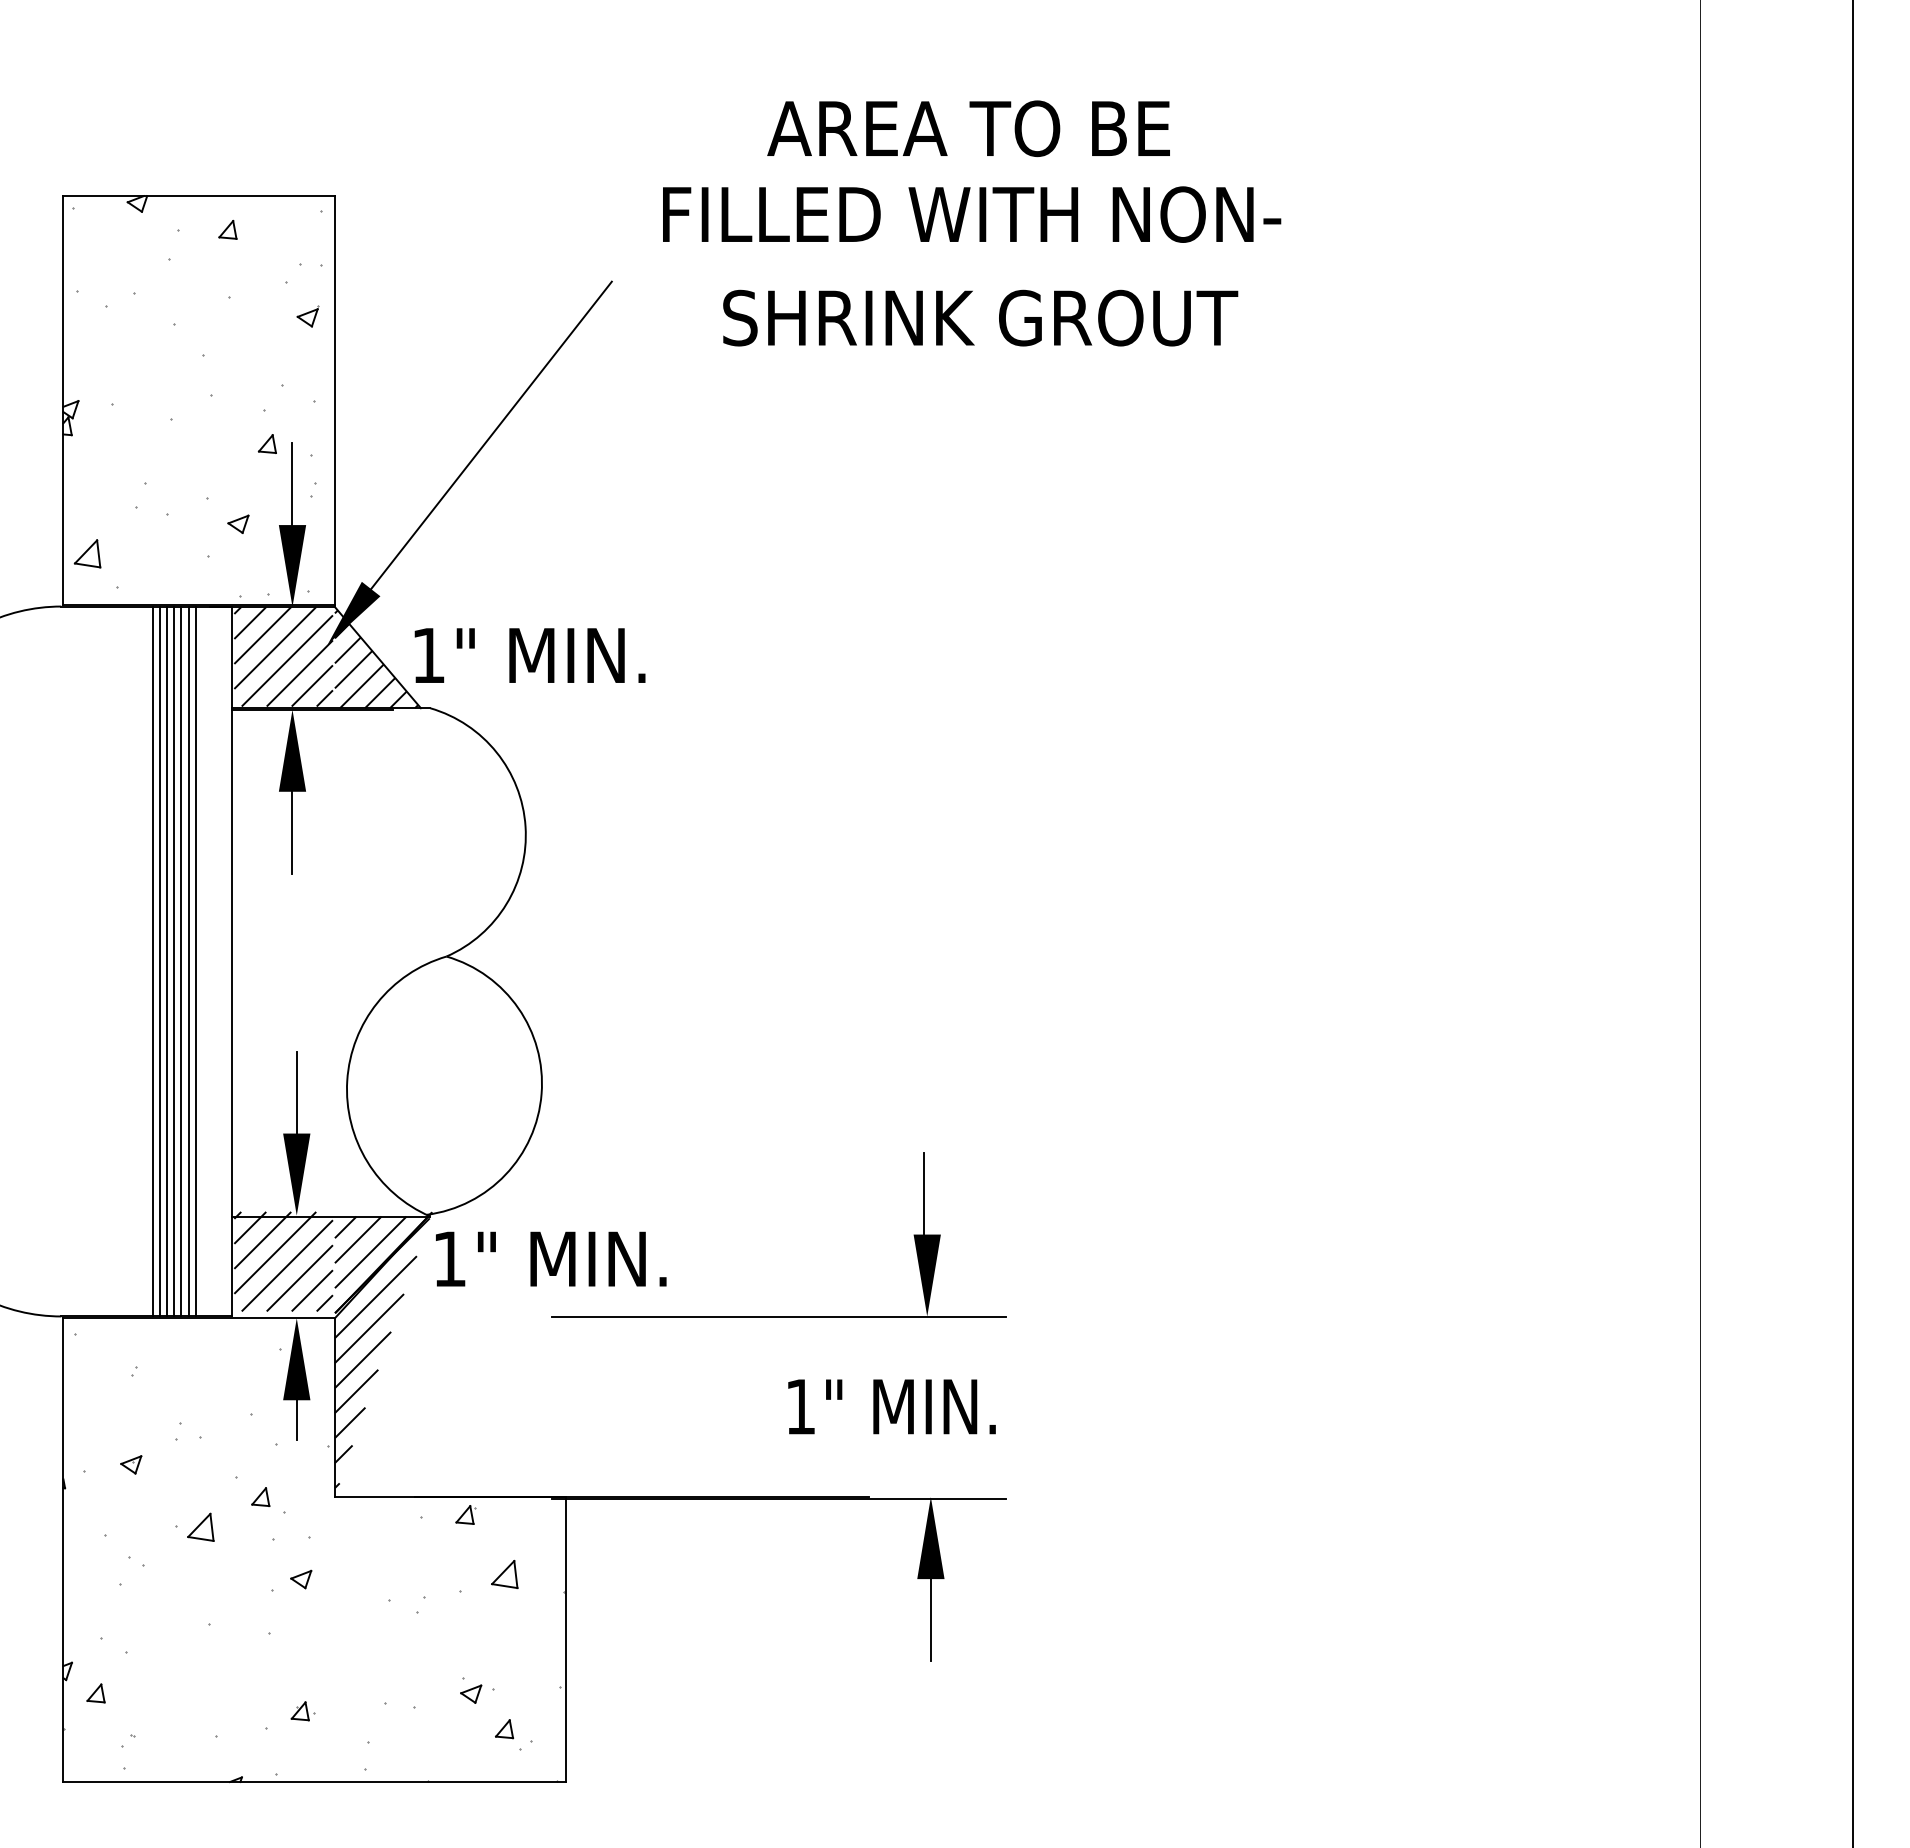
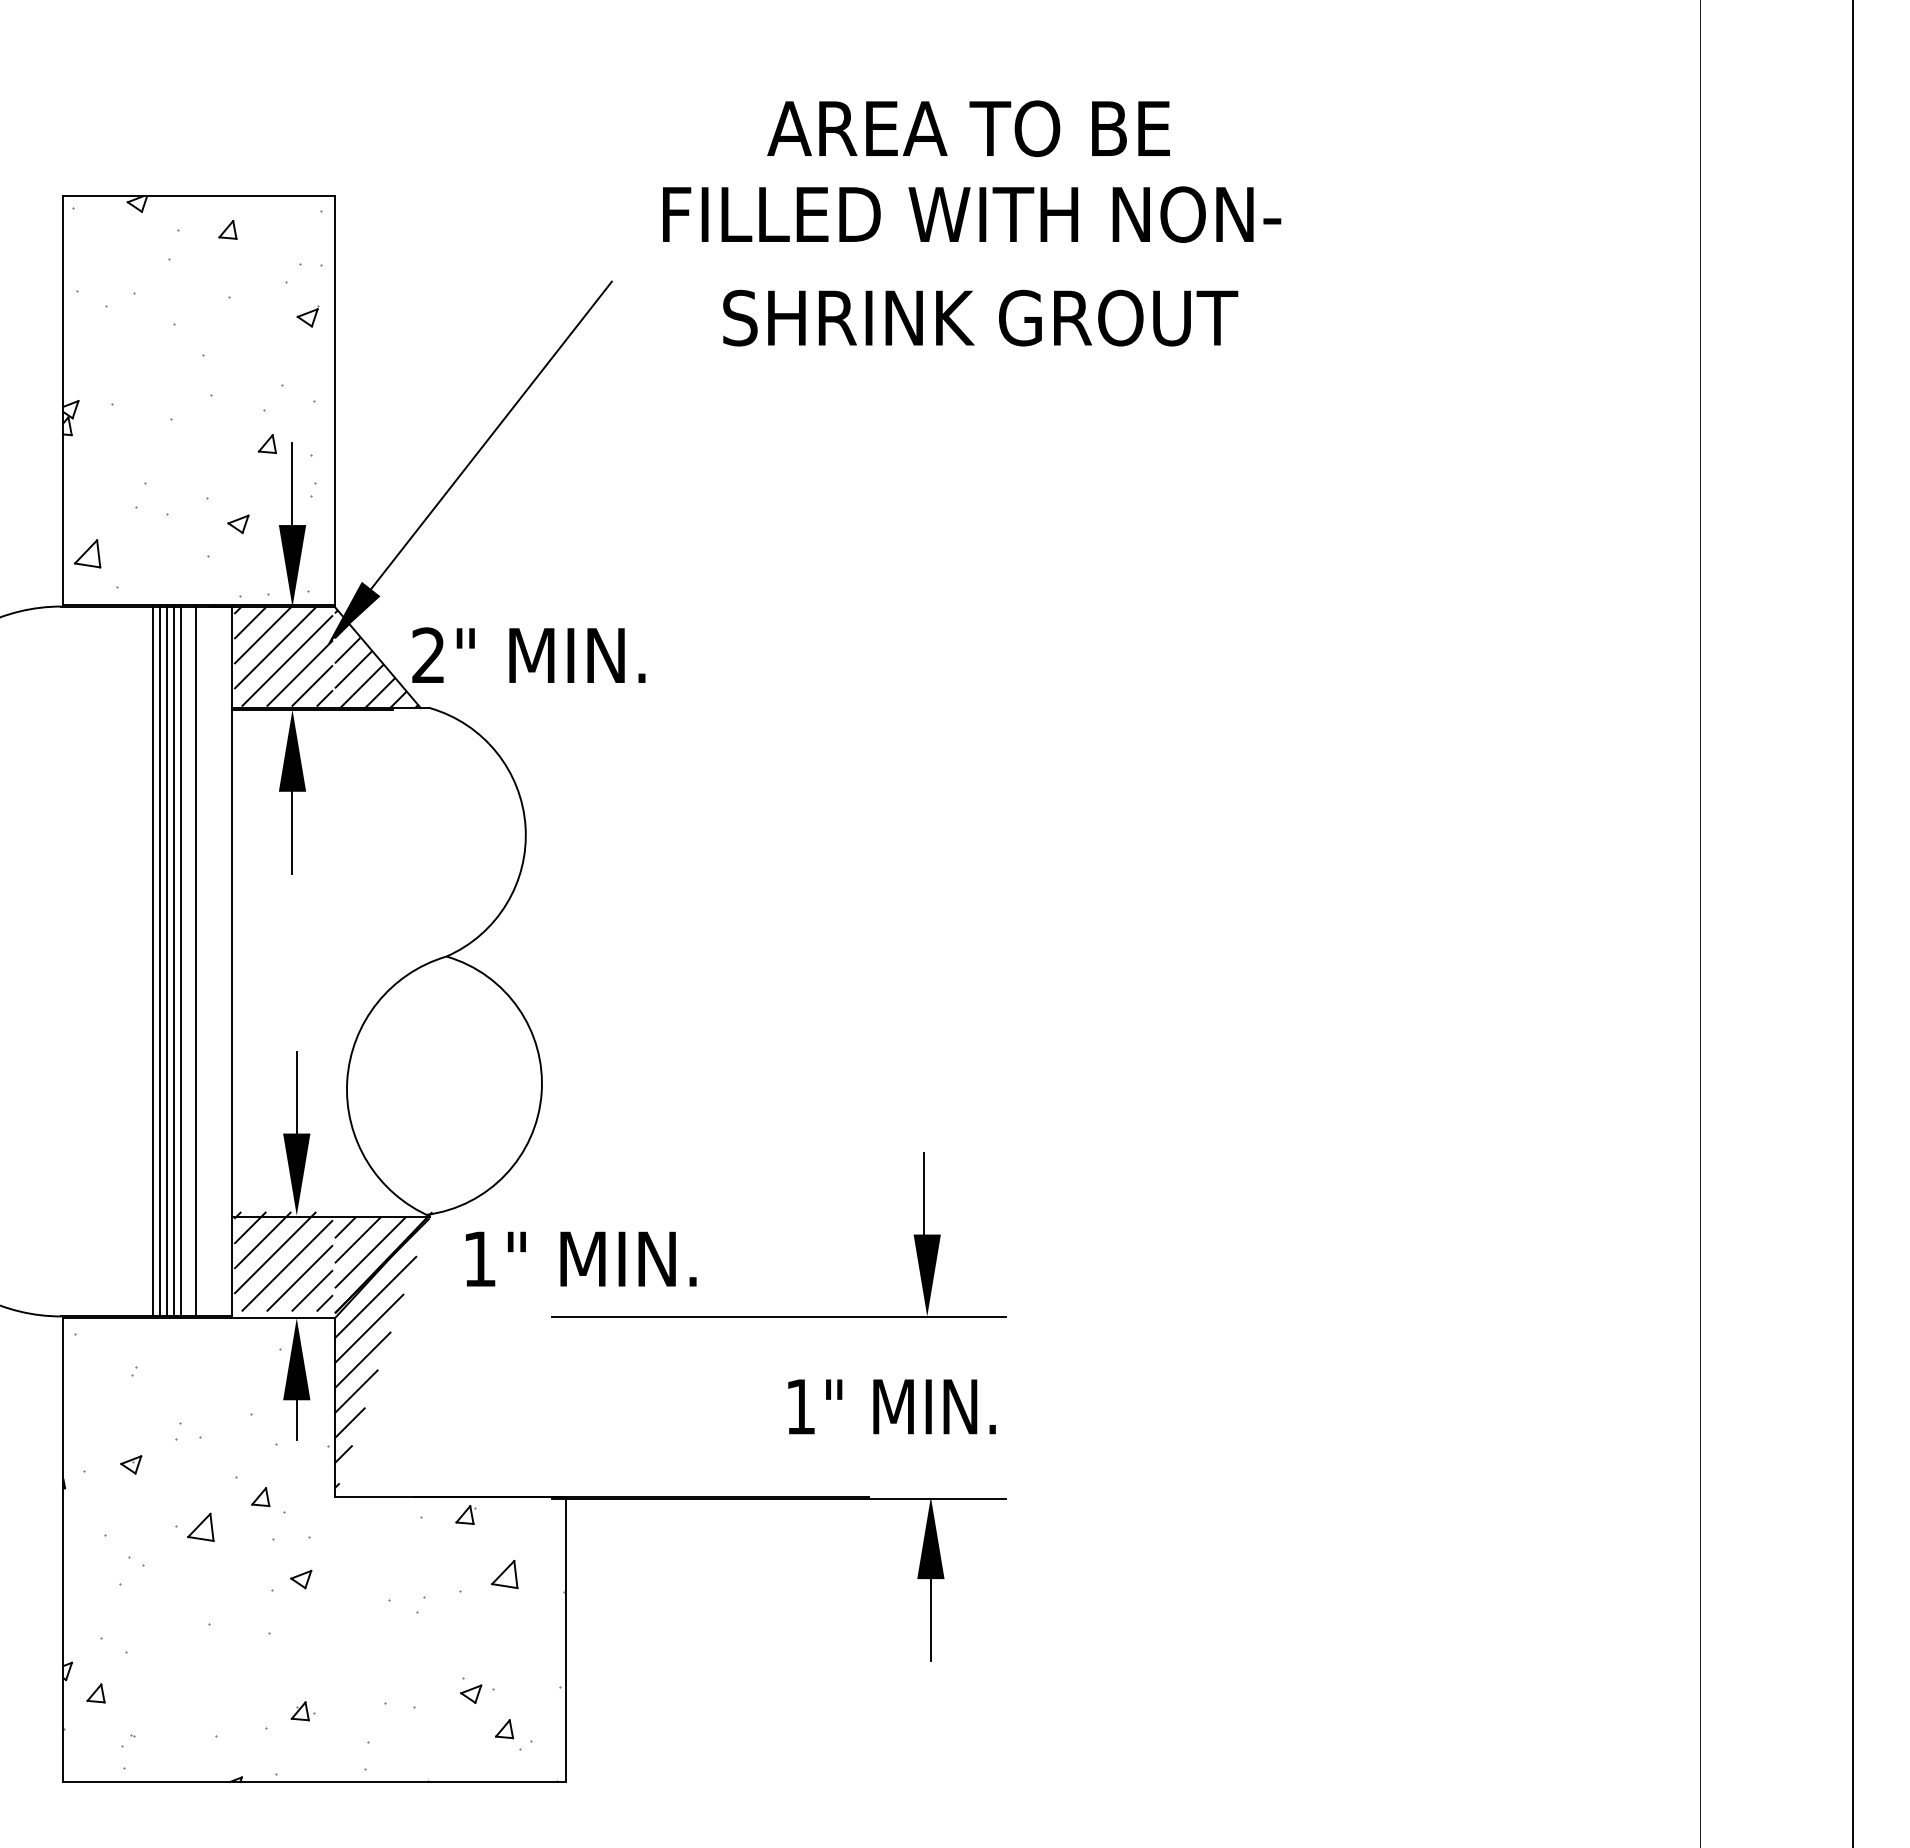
text: 1" -> 2" (428, 654)
line: present -> none (188, 961)
text position: (551, 1258) -> (581, 1258) (581, 1258)
